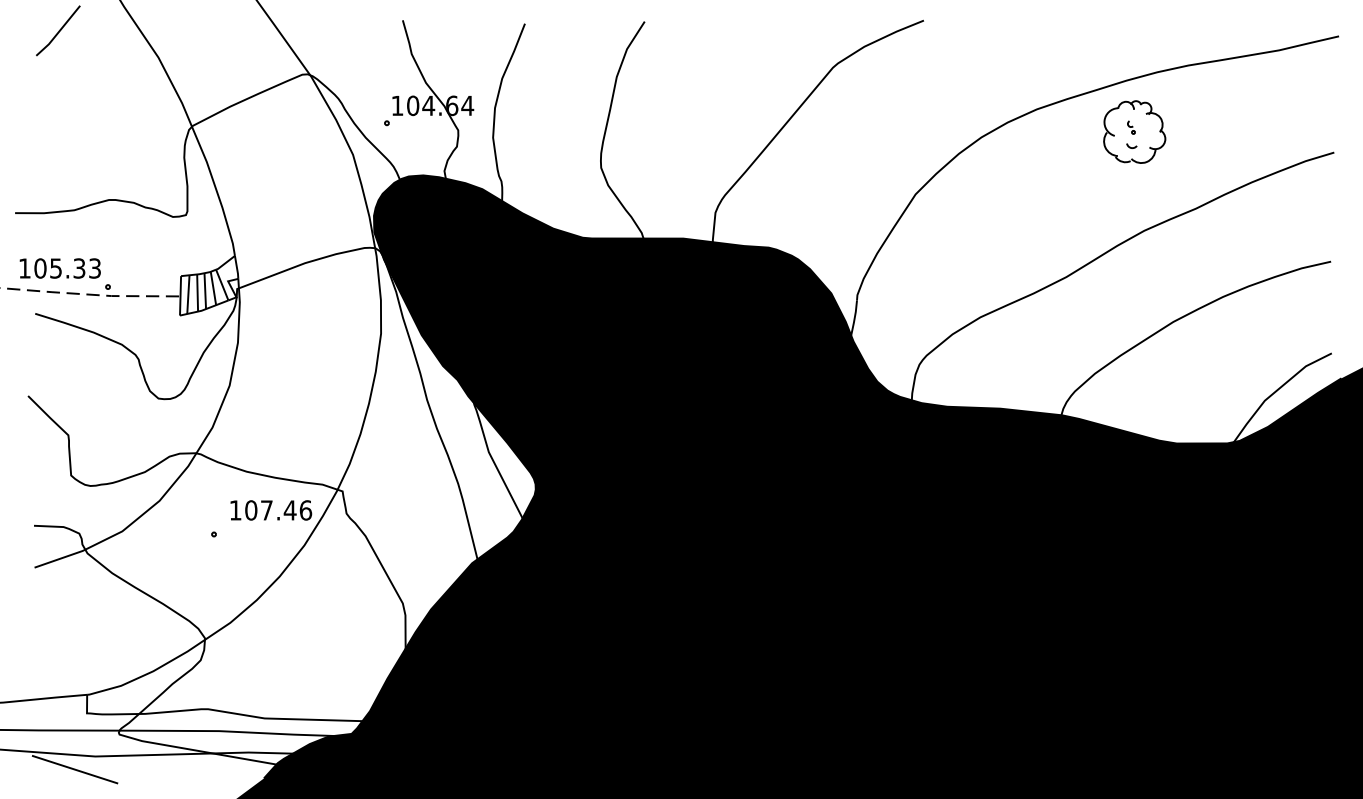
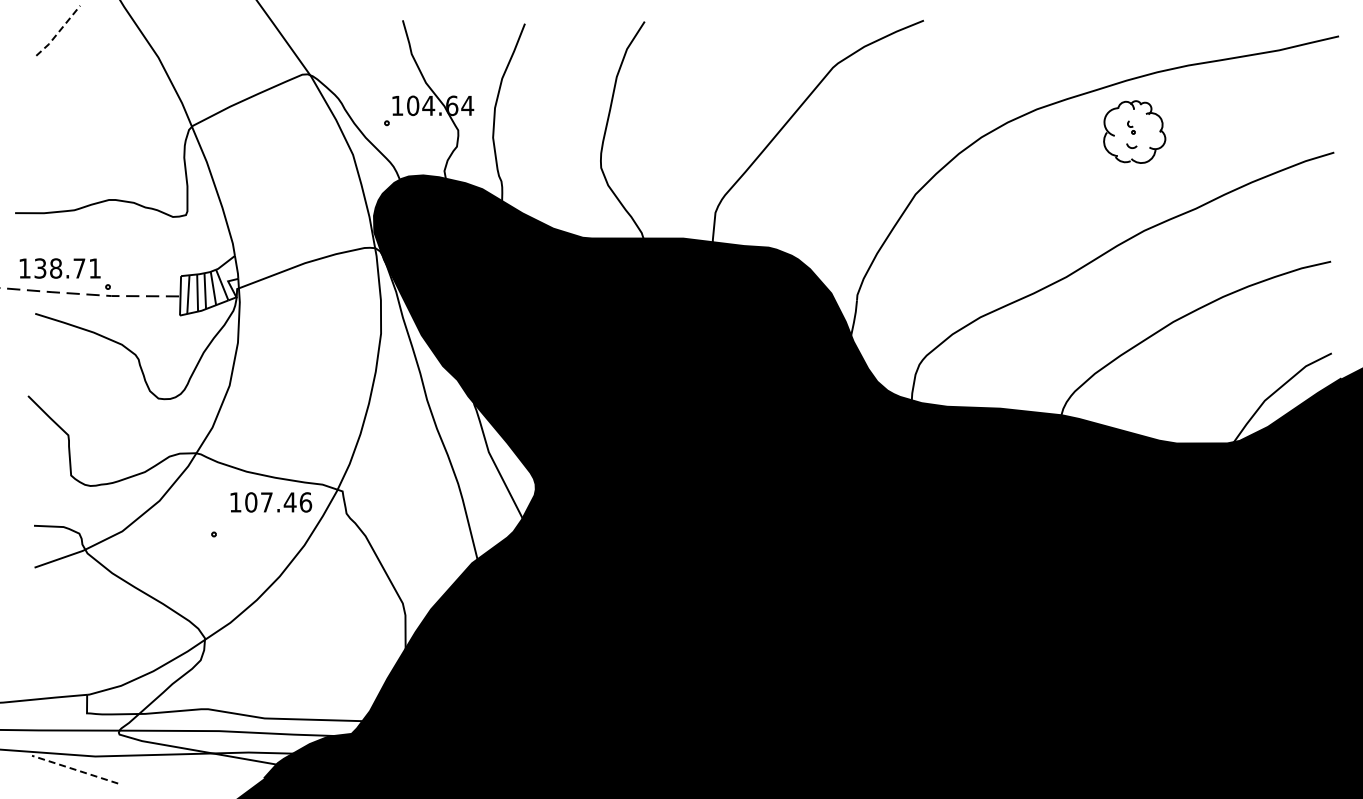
line: solid -> dashed (58, 31)
text: 105.33 -> 138.71 (67, 268)
text position: (271, 510) -> (271, 502) (271, 502)
line: solid -> dashed (74, 769)
